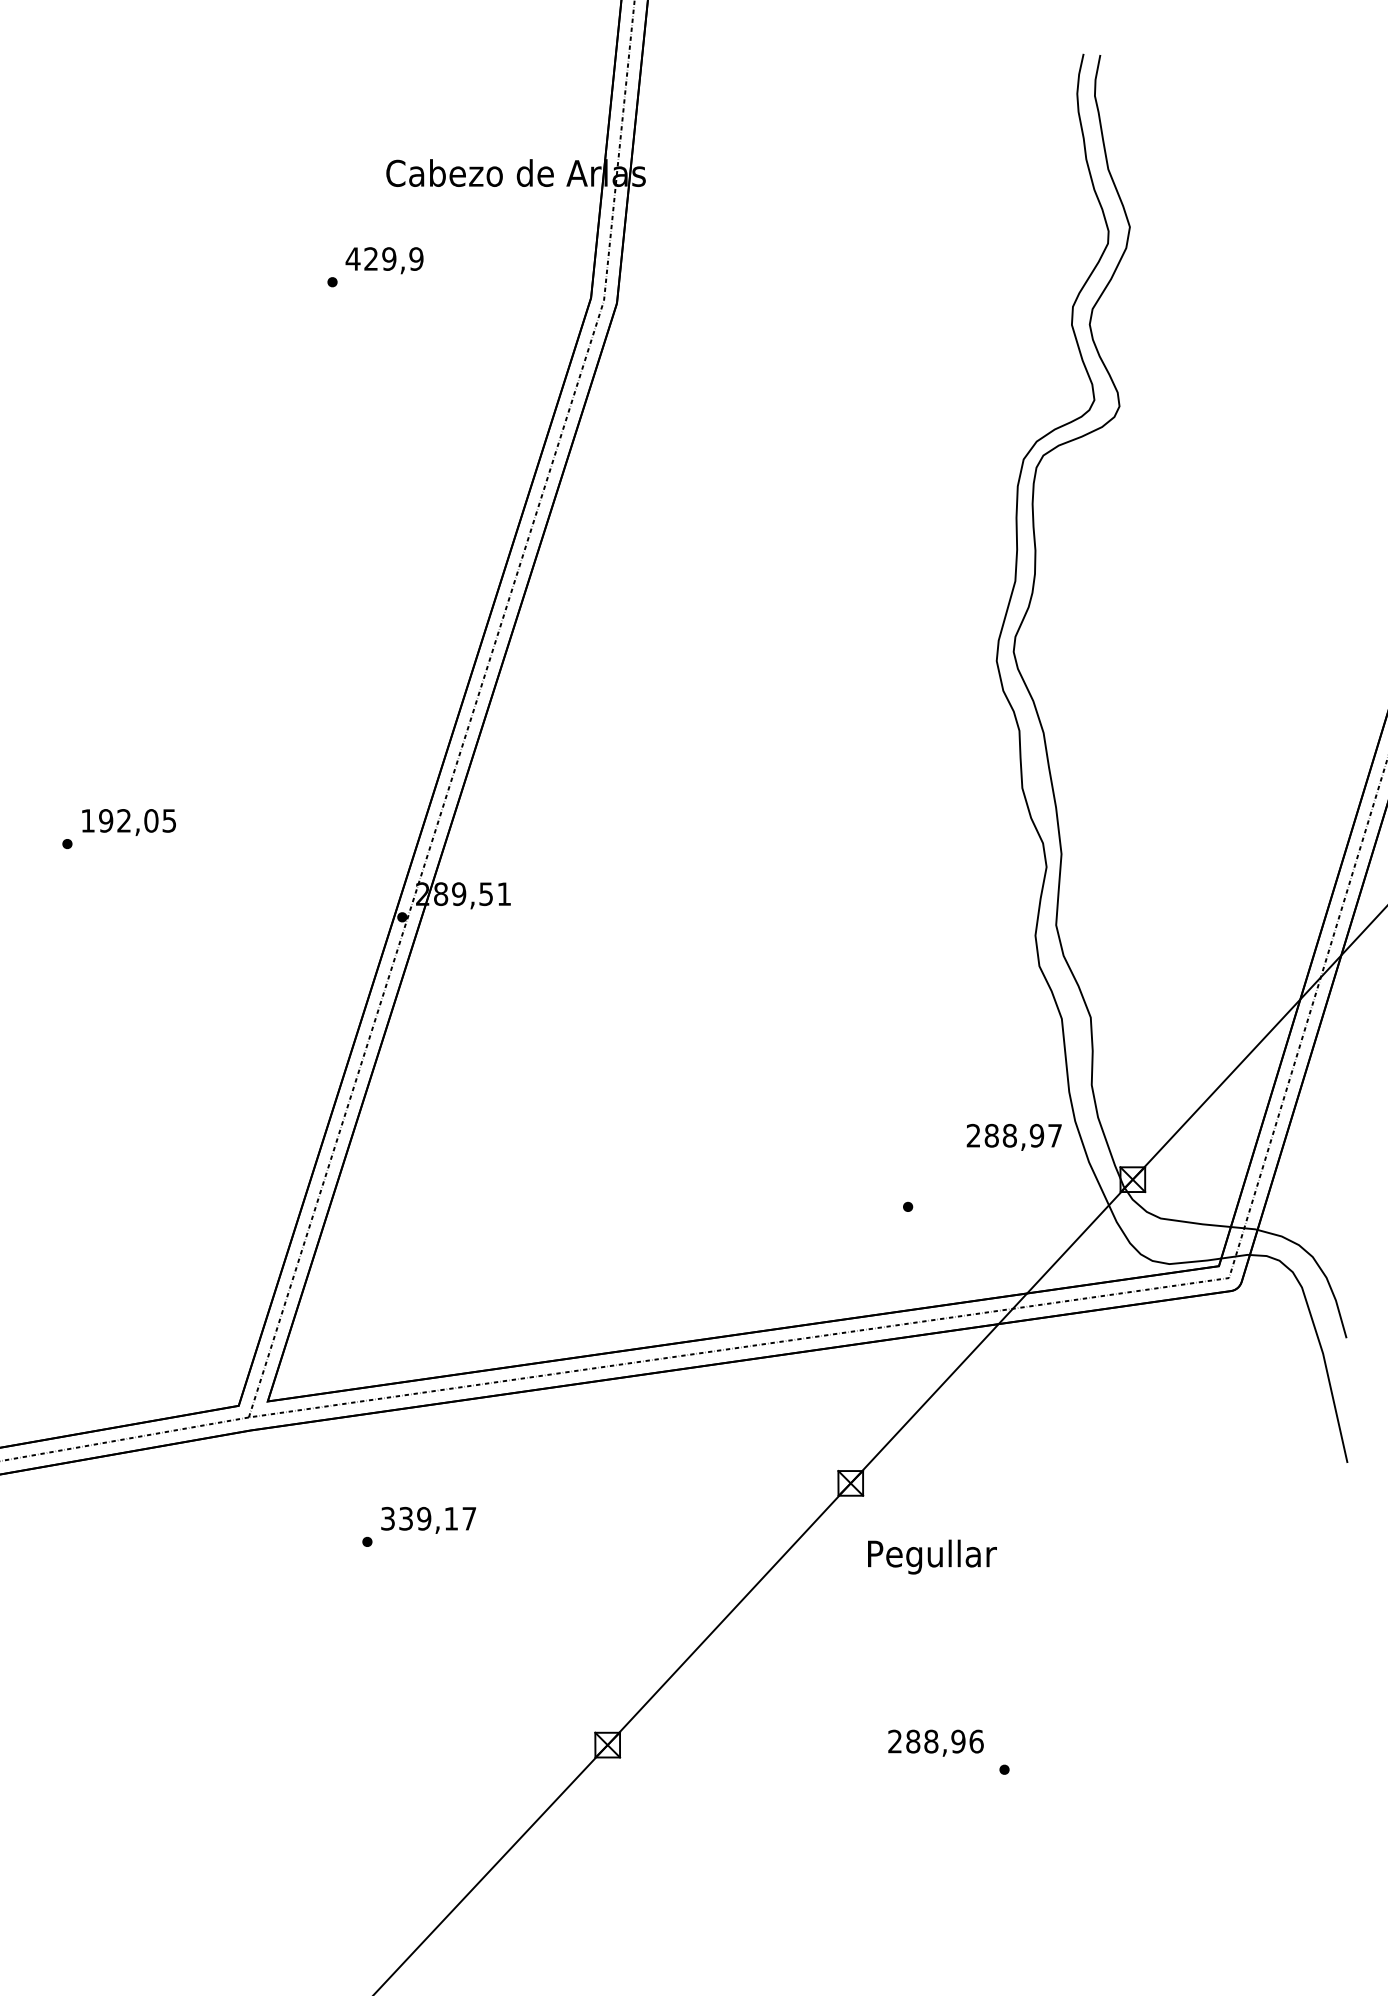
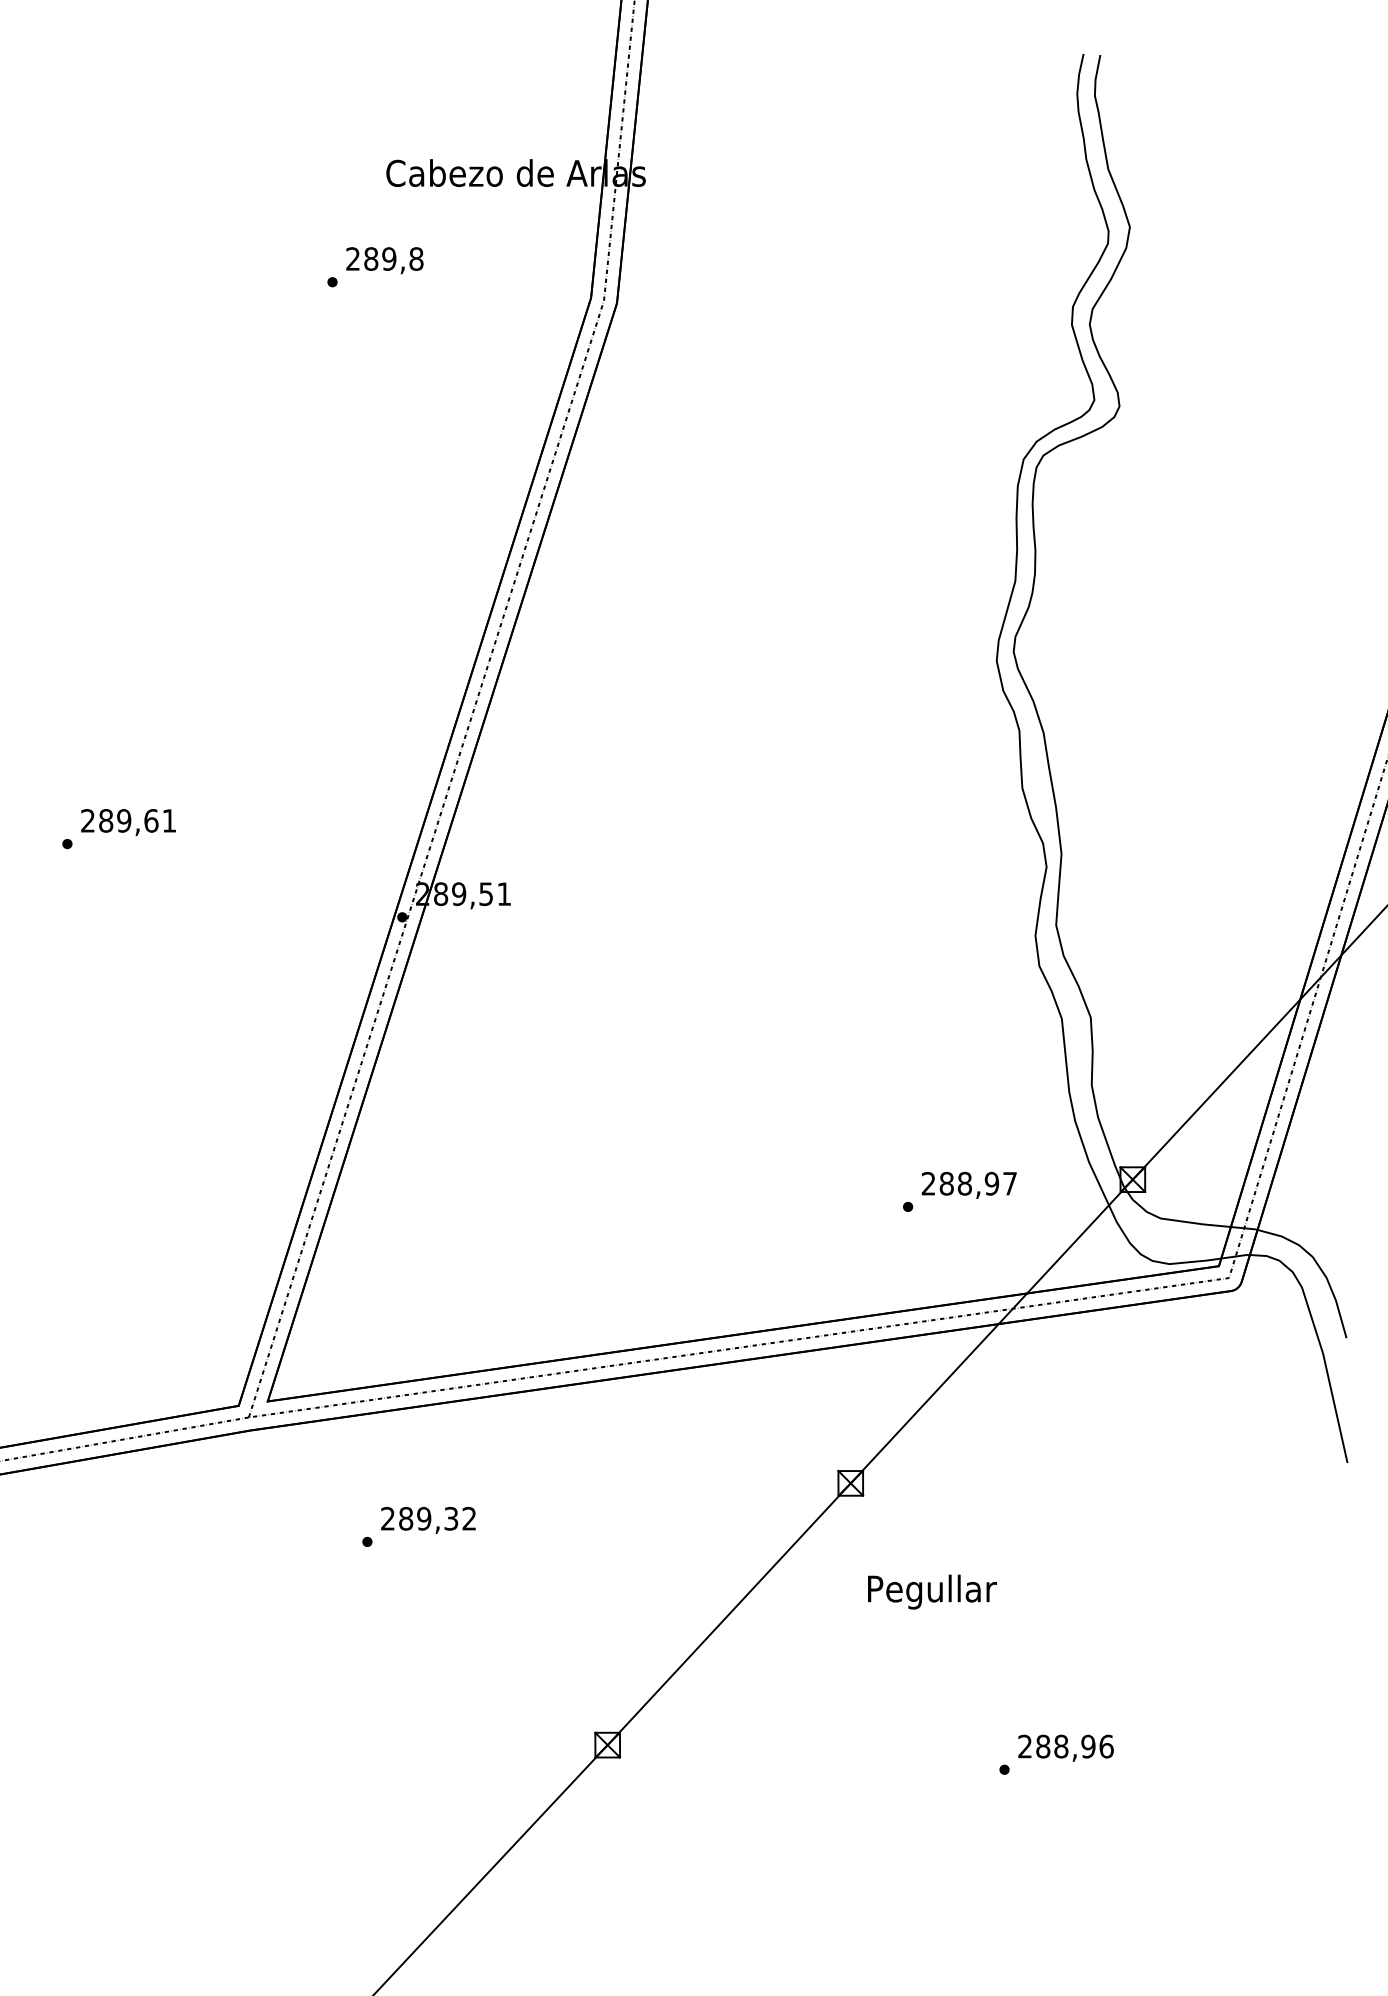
text: 429,9 -> 289,8 (384, 258)
text: 192,05 -> 289,61 (128, 820)
text position: (1013, 1137) -> (968, 1185) (968, 1185)
text: 339,17 -> 289,32 (428, 1518)
text position: (932, 1556) -> (932, 1591) (932, 1591)
text position: (935, 1742) -> (1065, 1747) (1065, 1747)
